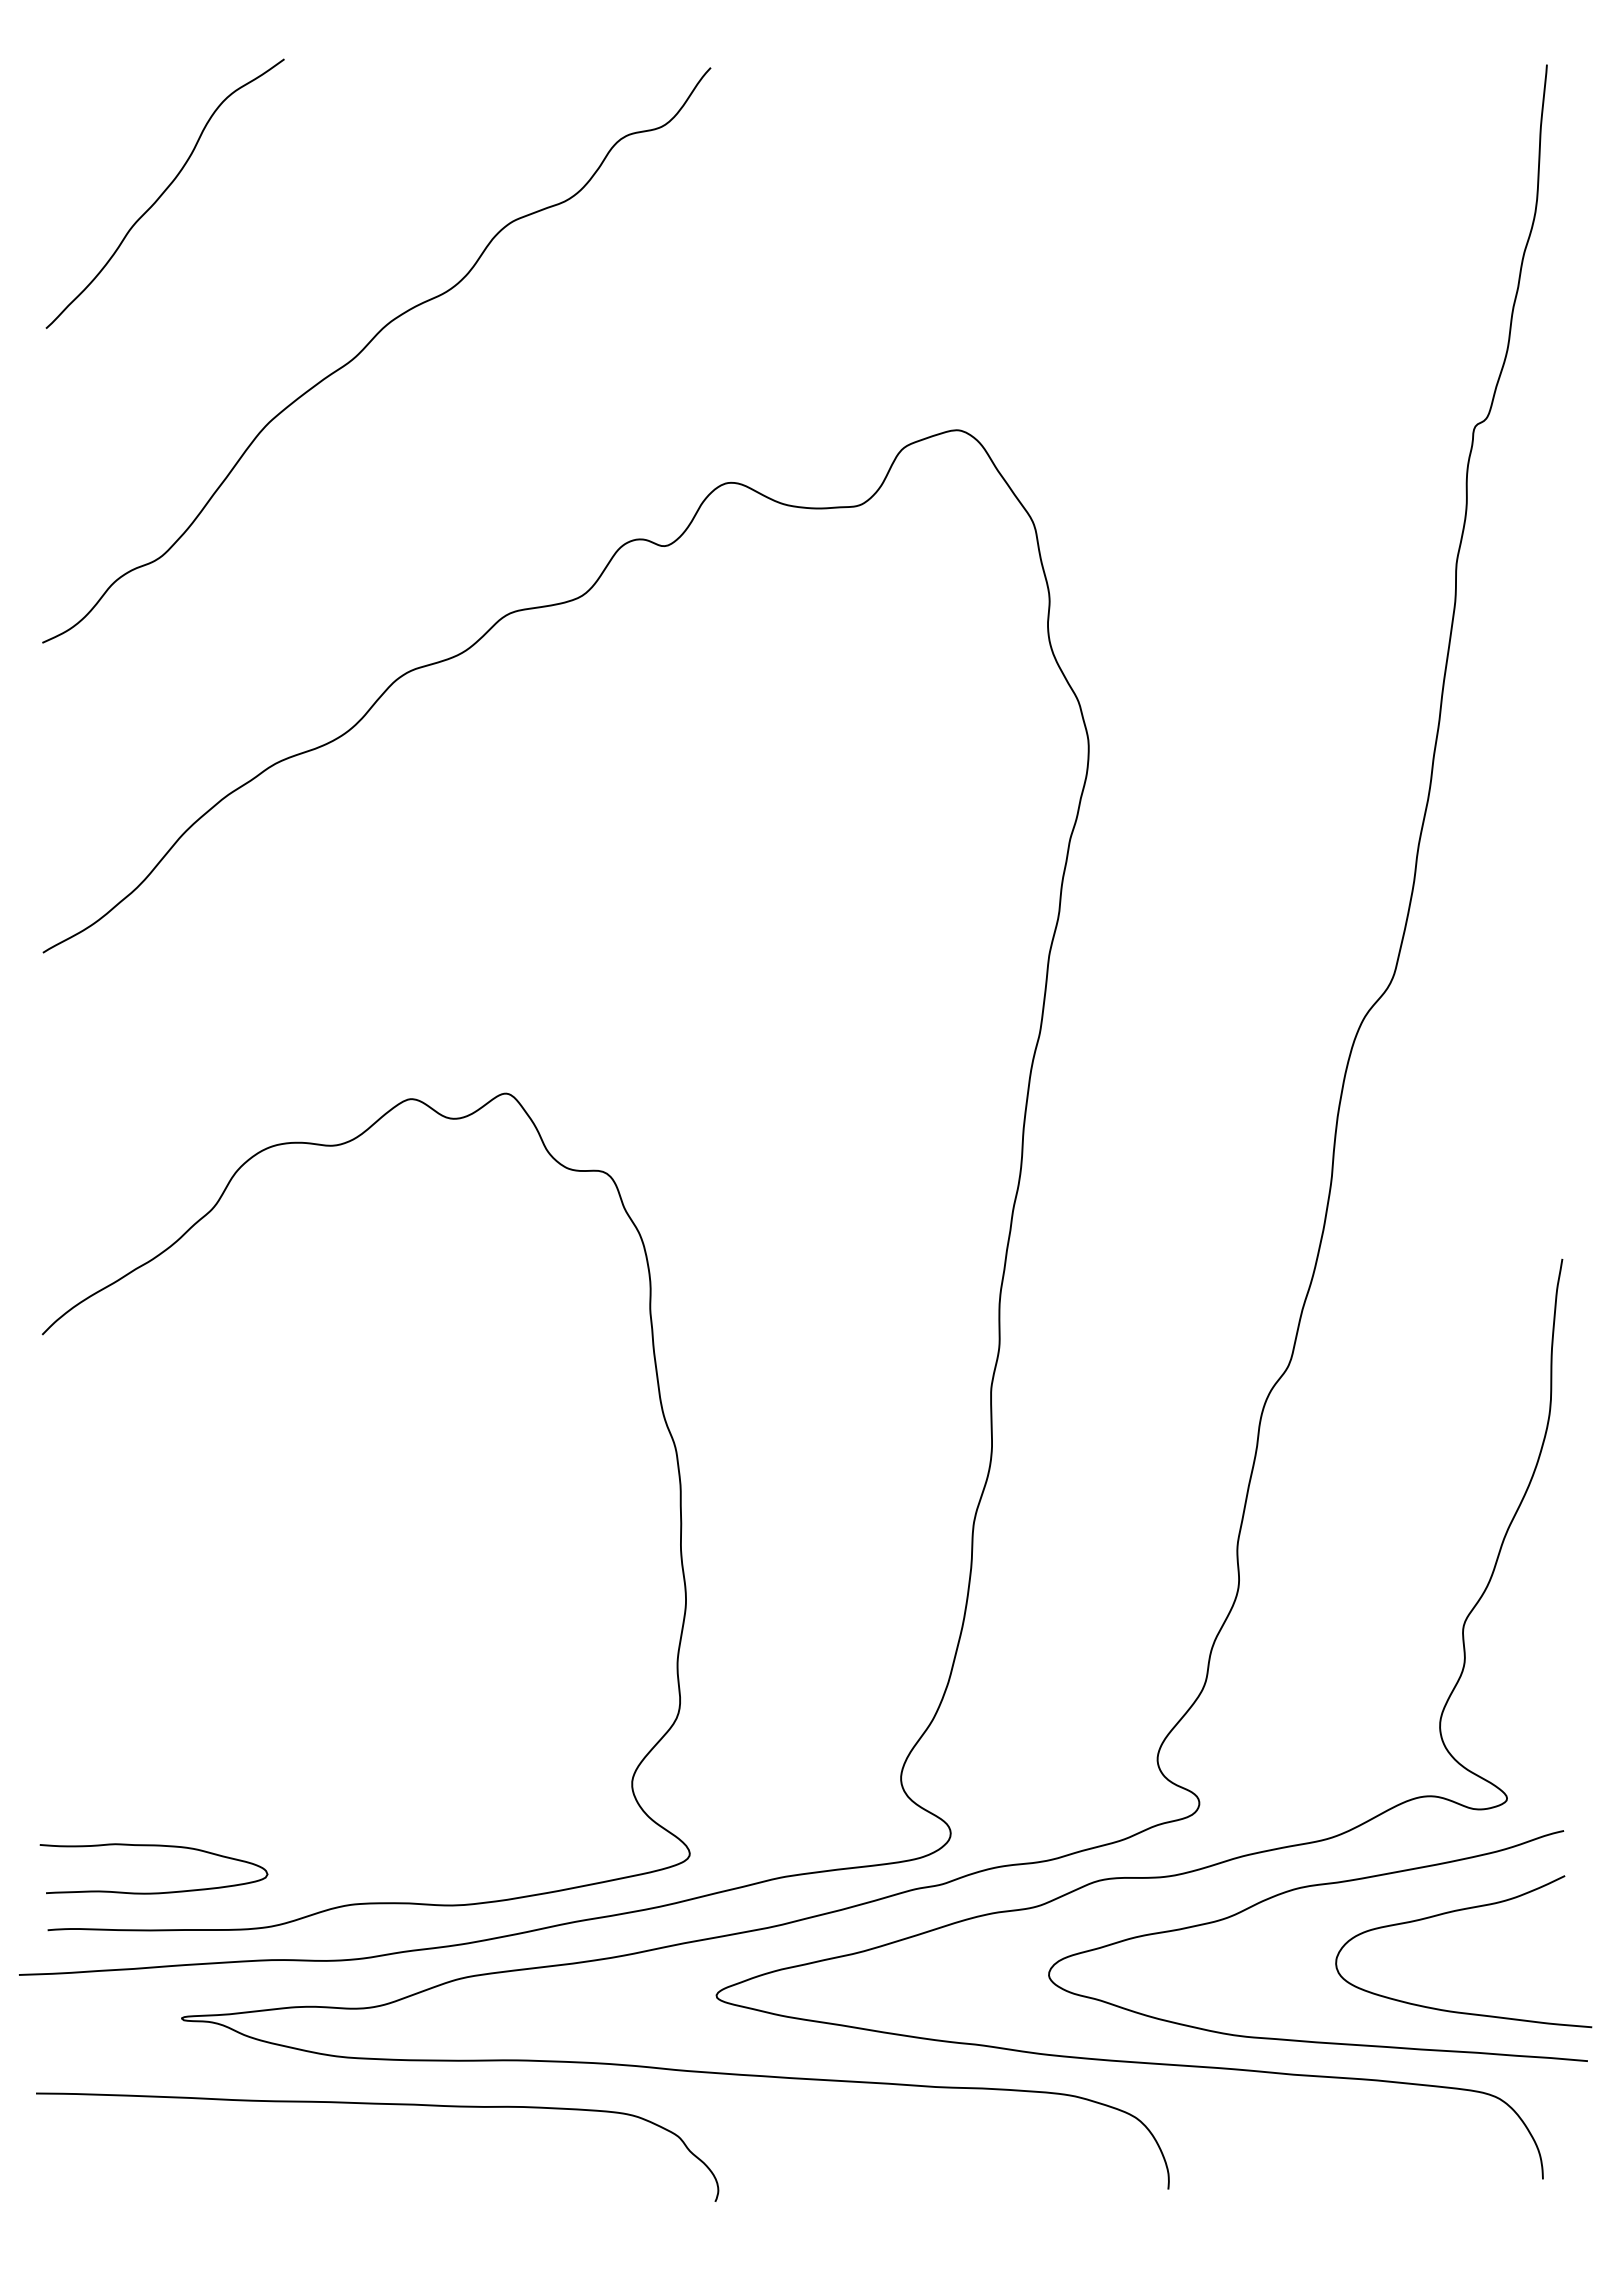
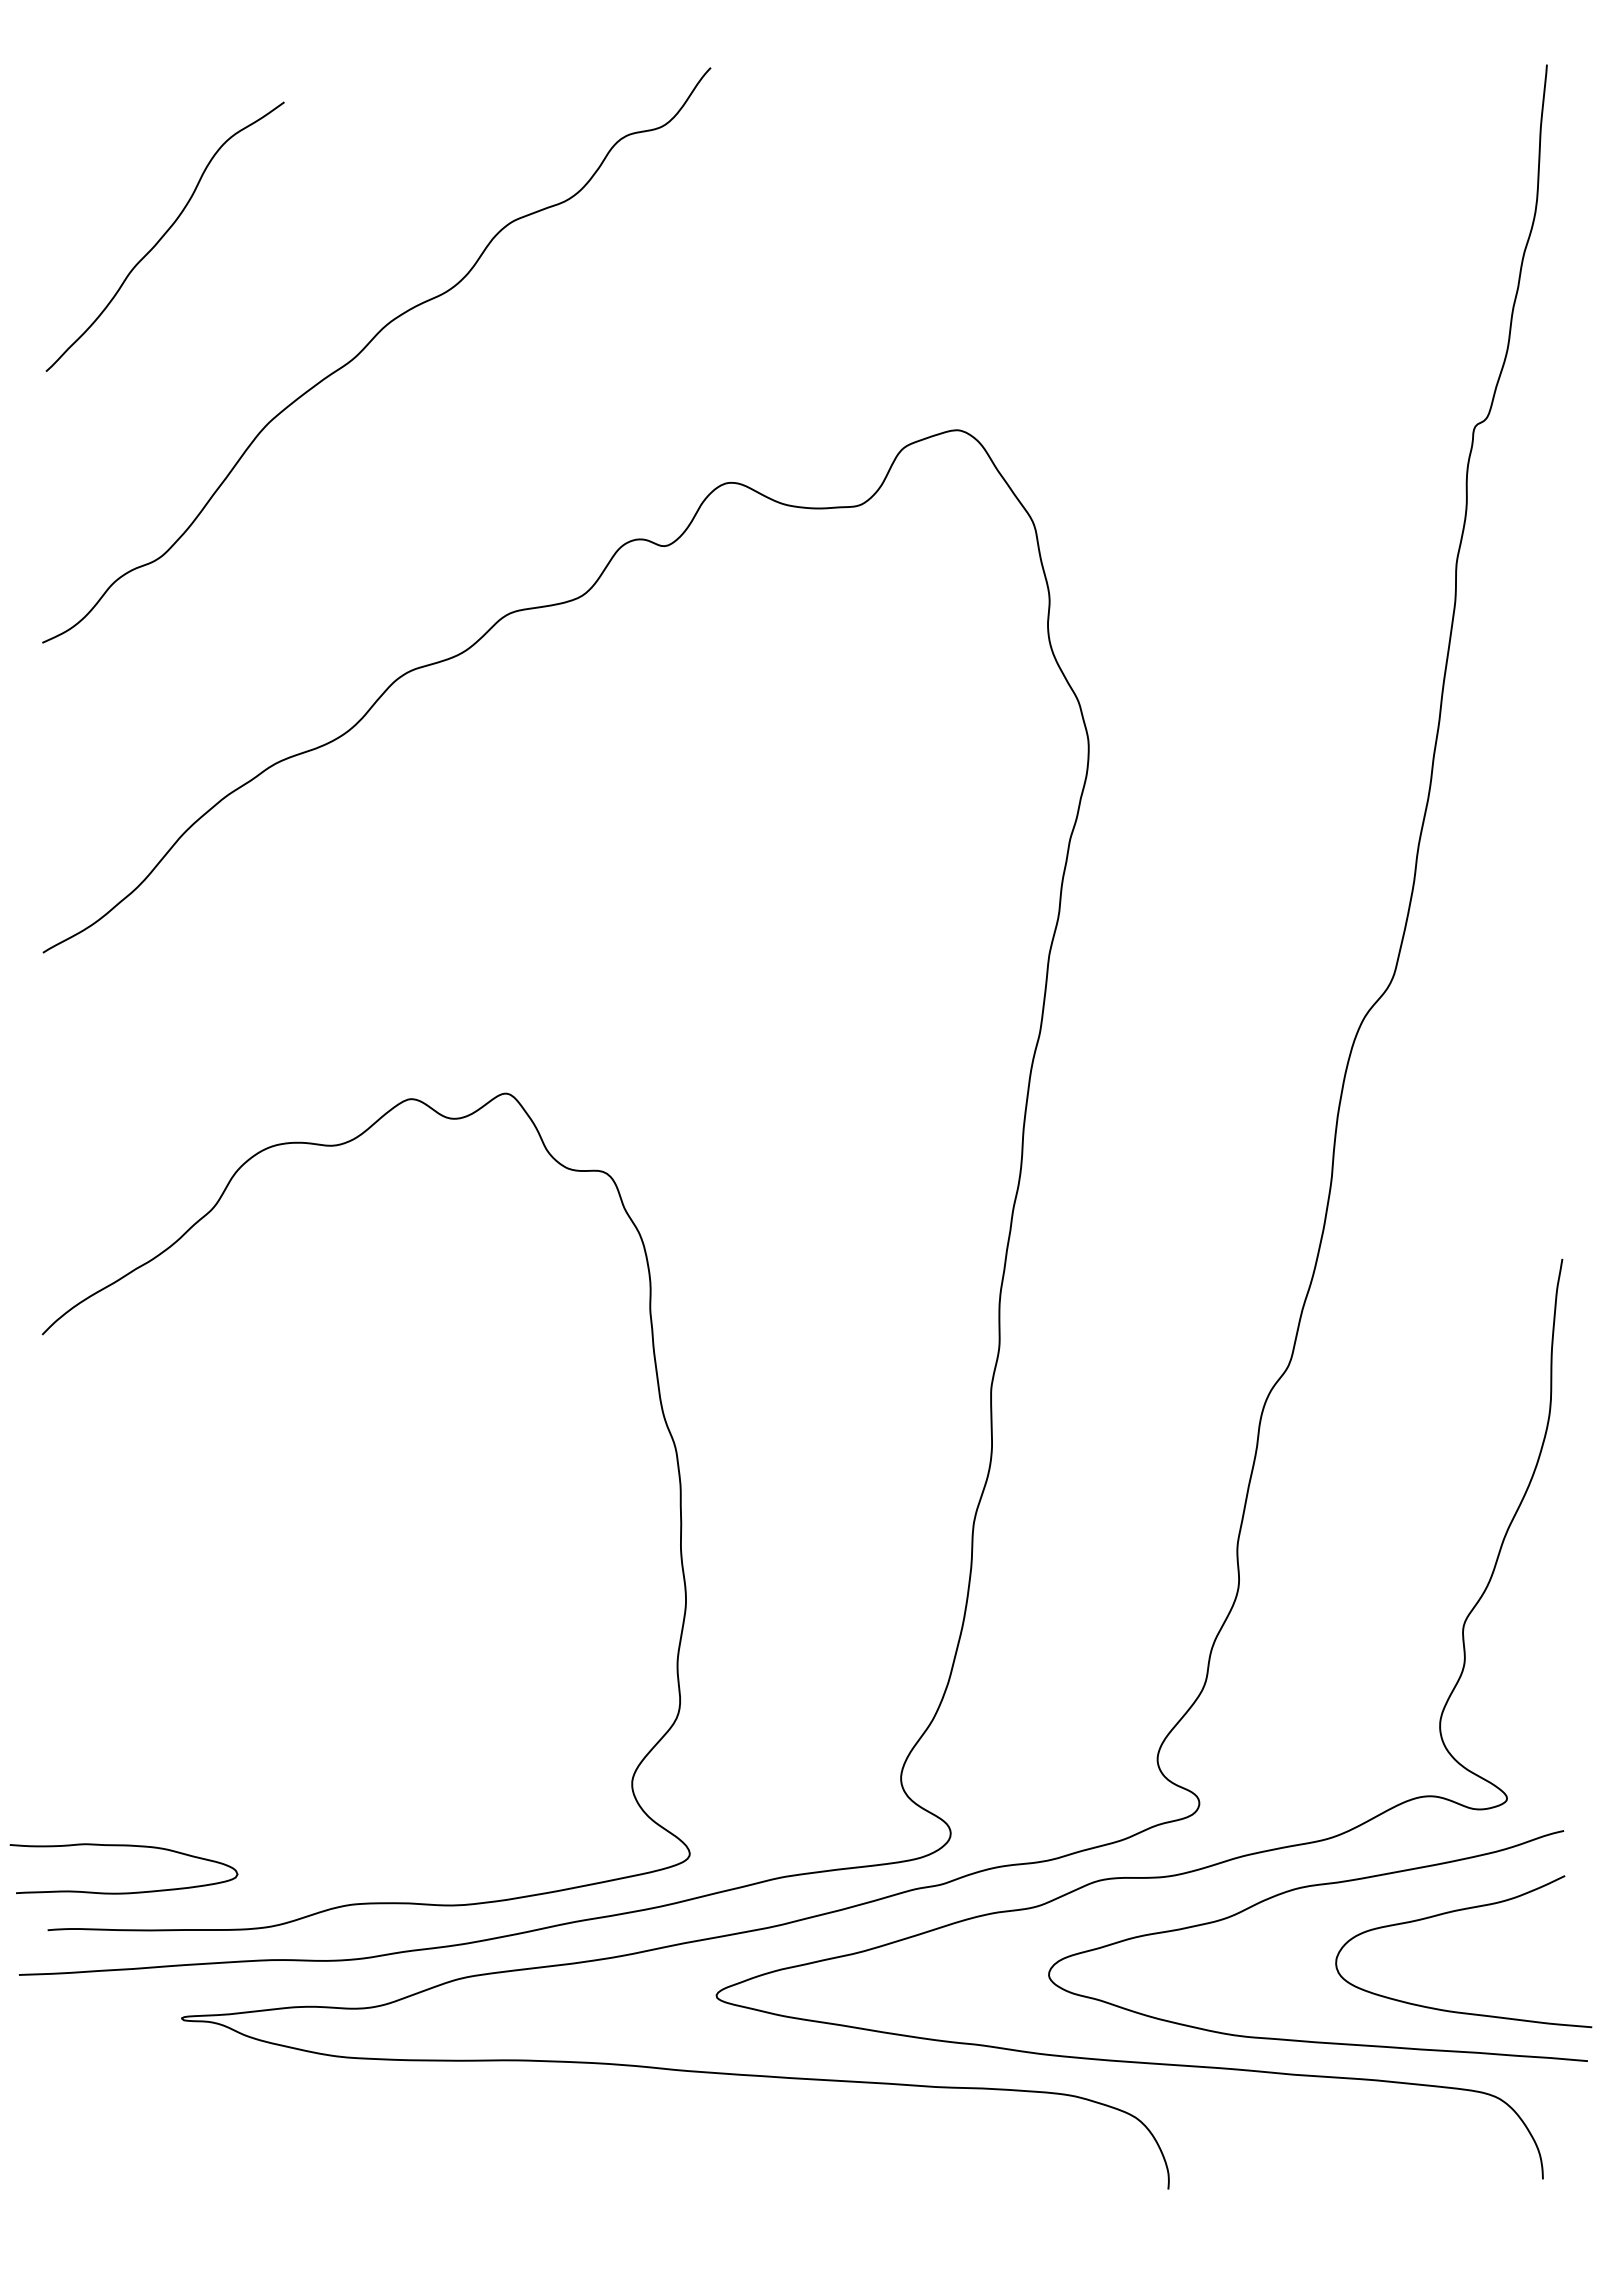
curve position: (164, 193) -> (164, 236) (164, 236)
curve position: (153, 1846) -> (123, 1846) (123, 1846)
curve: present -> none (377, 2104)
